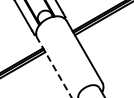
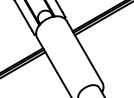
line: dashed -> solid (54, 68)
